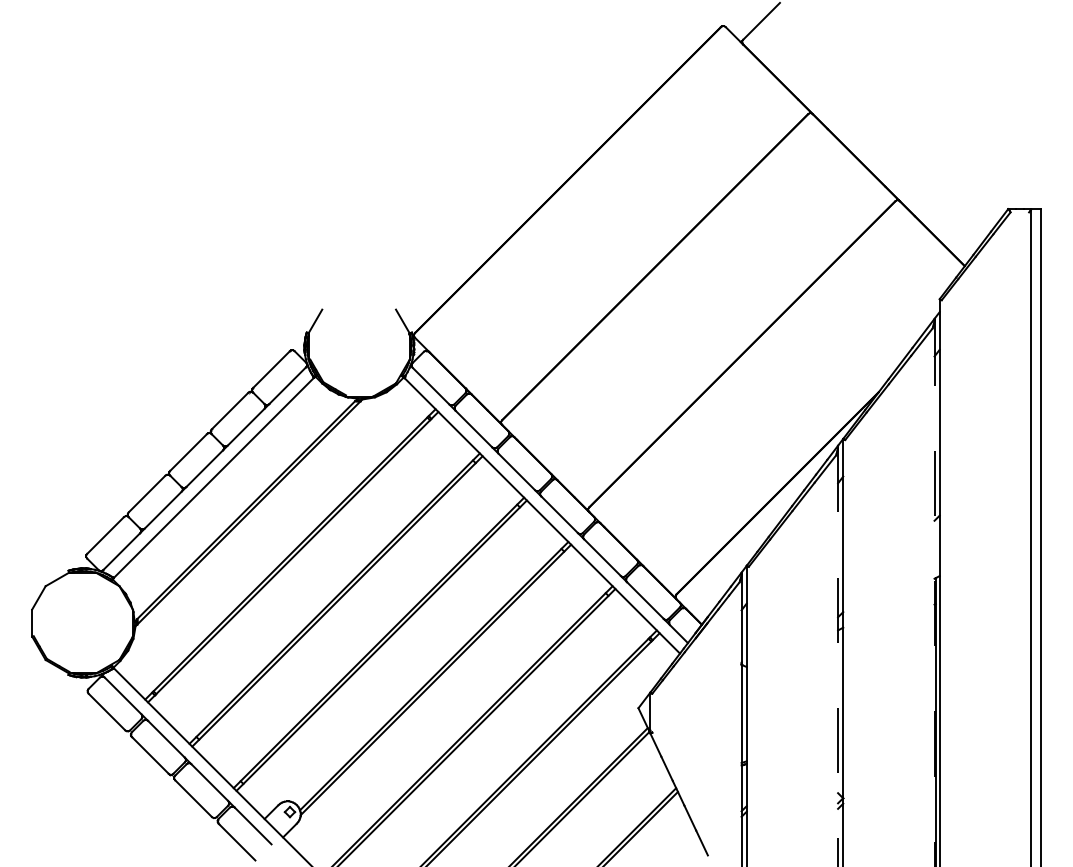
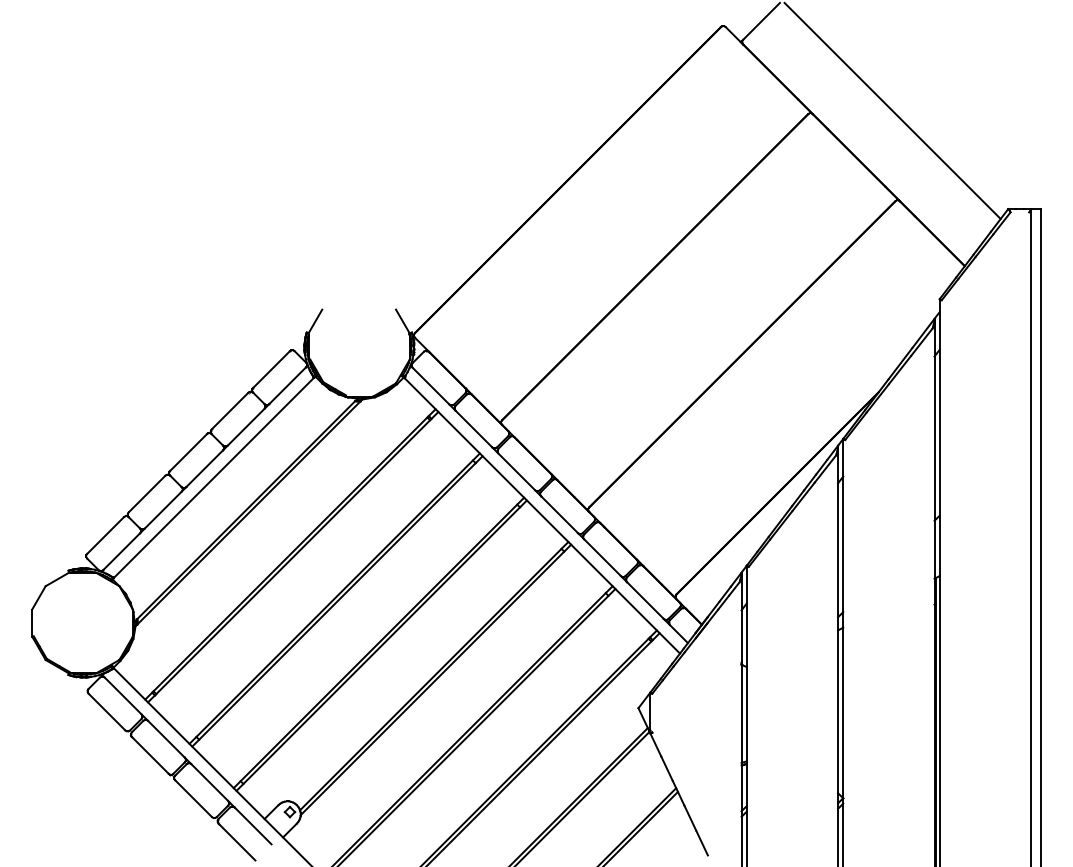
line: none -> present (892, 110)
line: dashed -> solid (934, 594)
line: dashed -> solid (838, 657)
